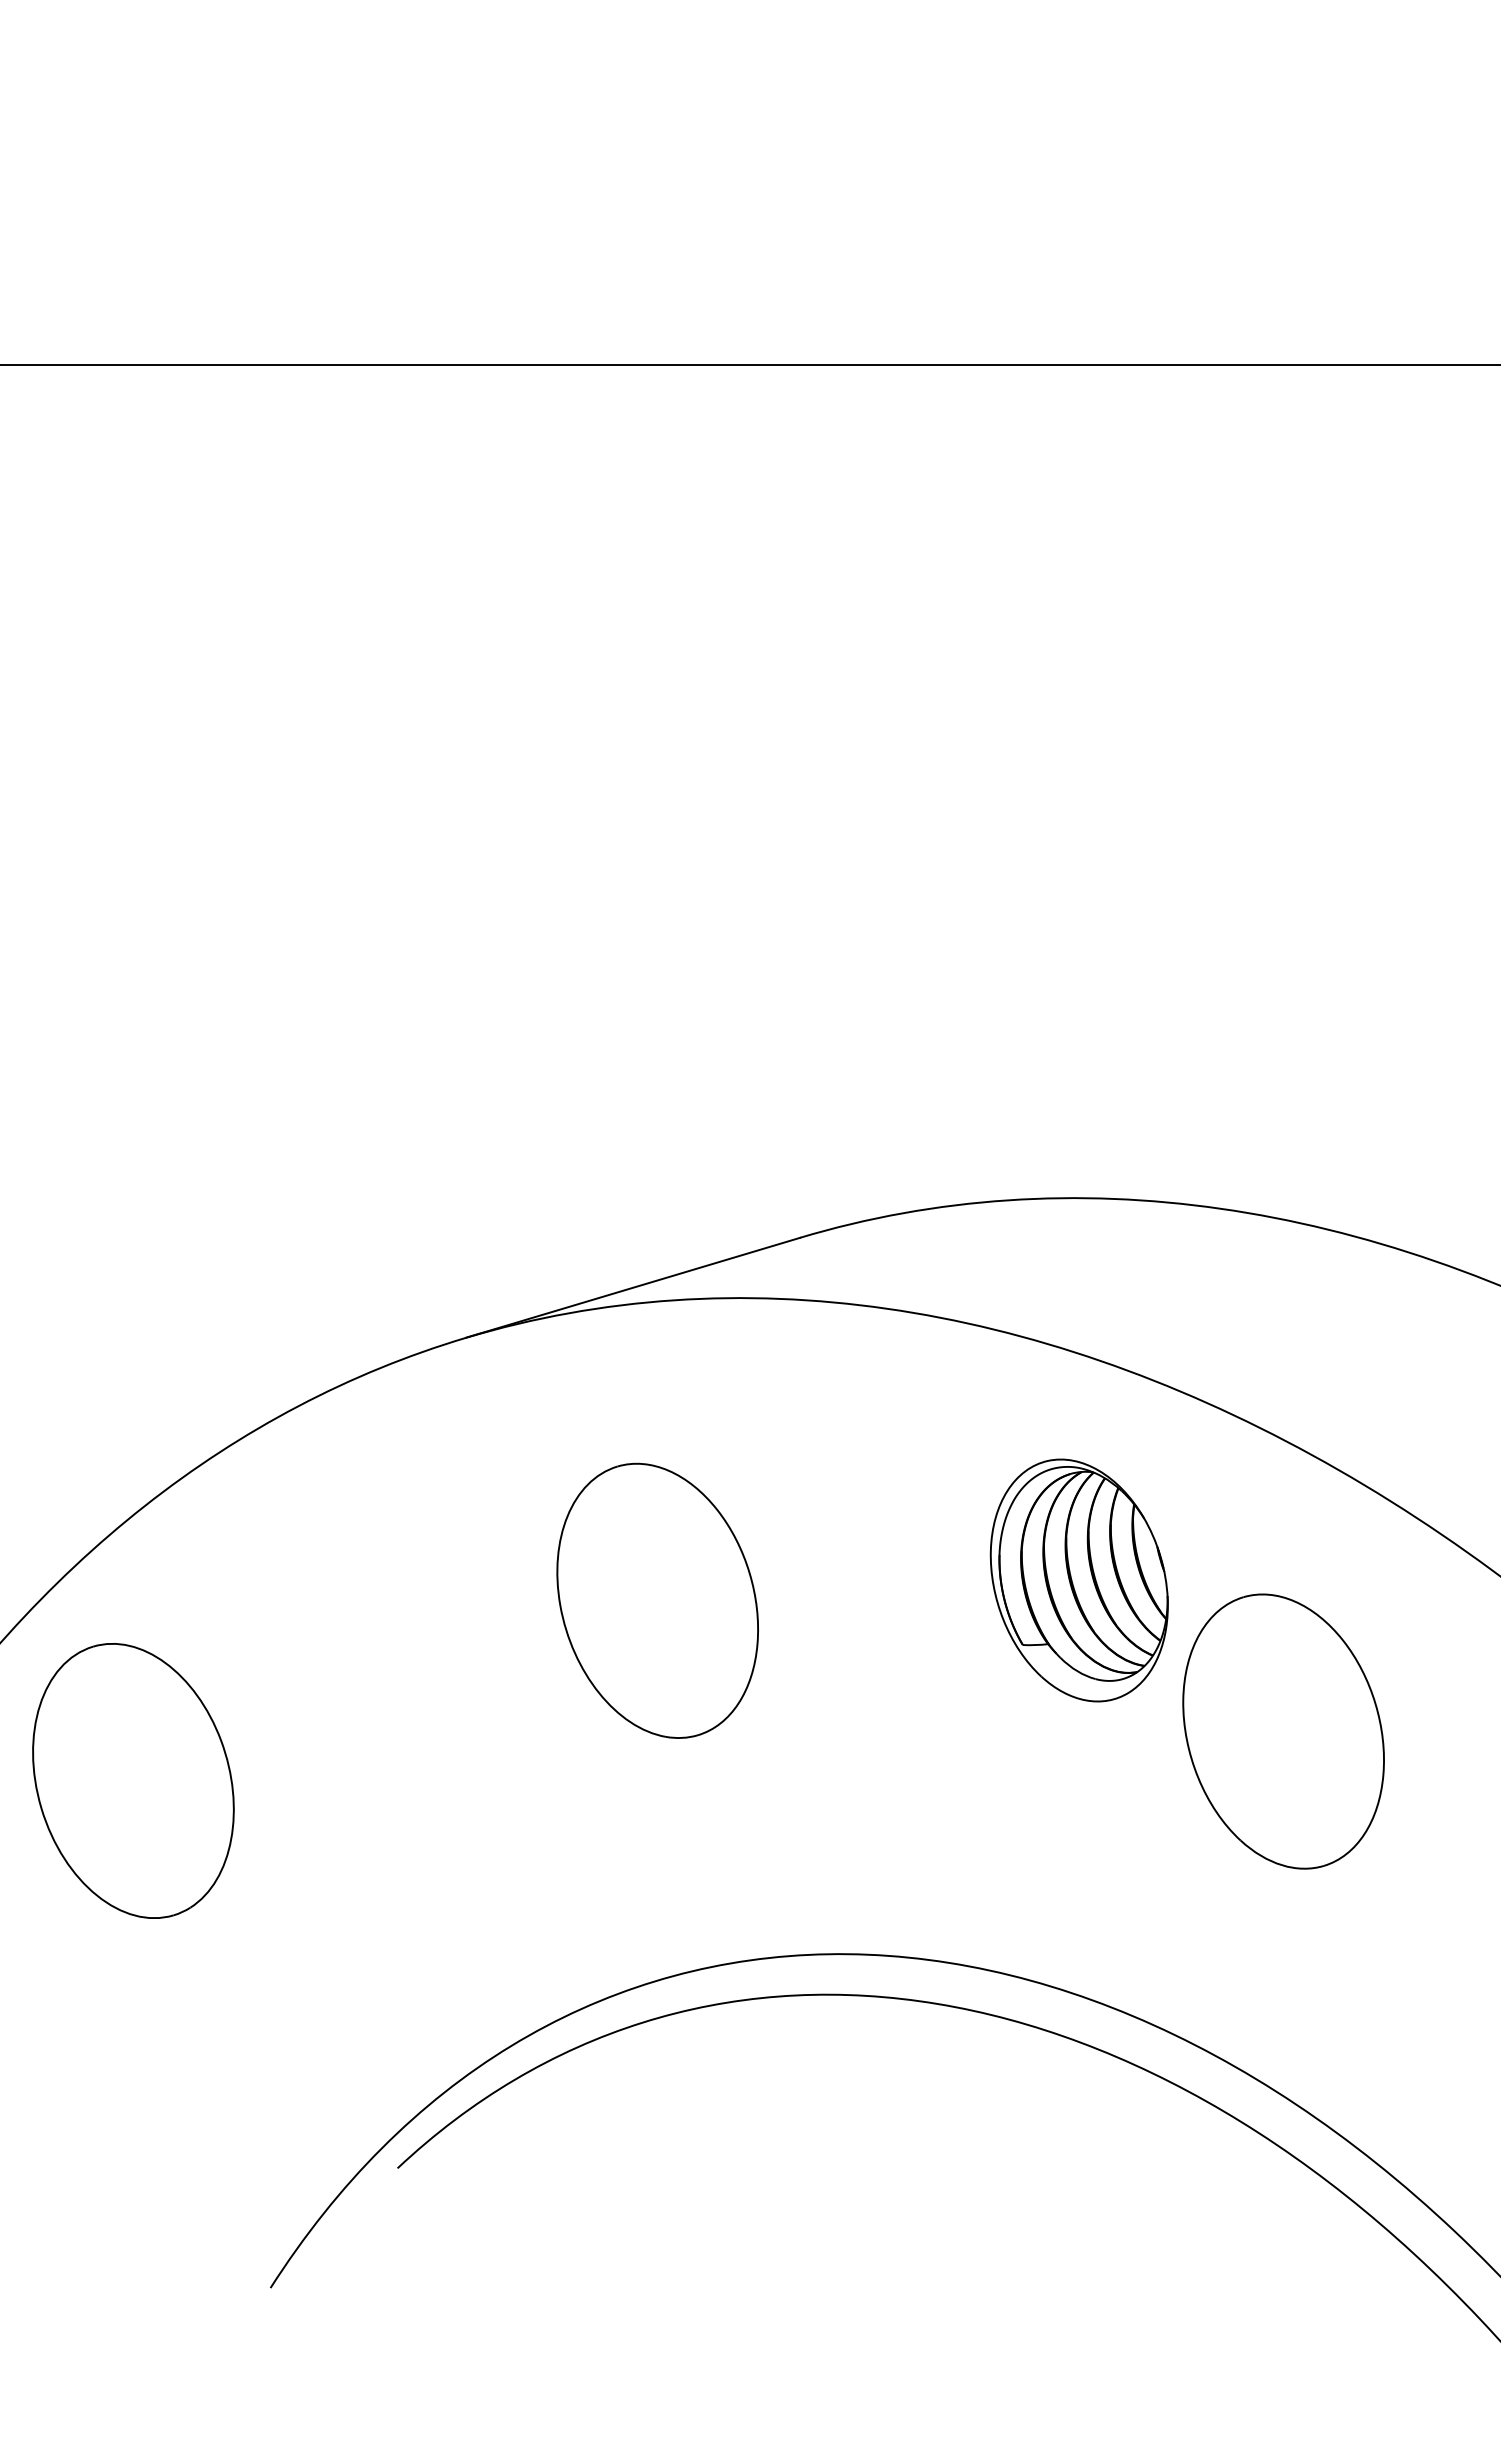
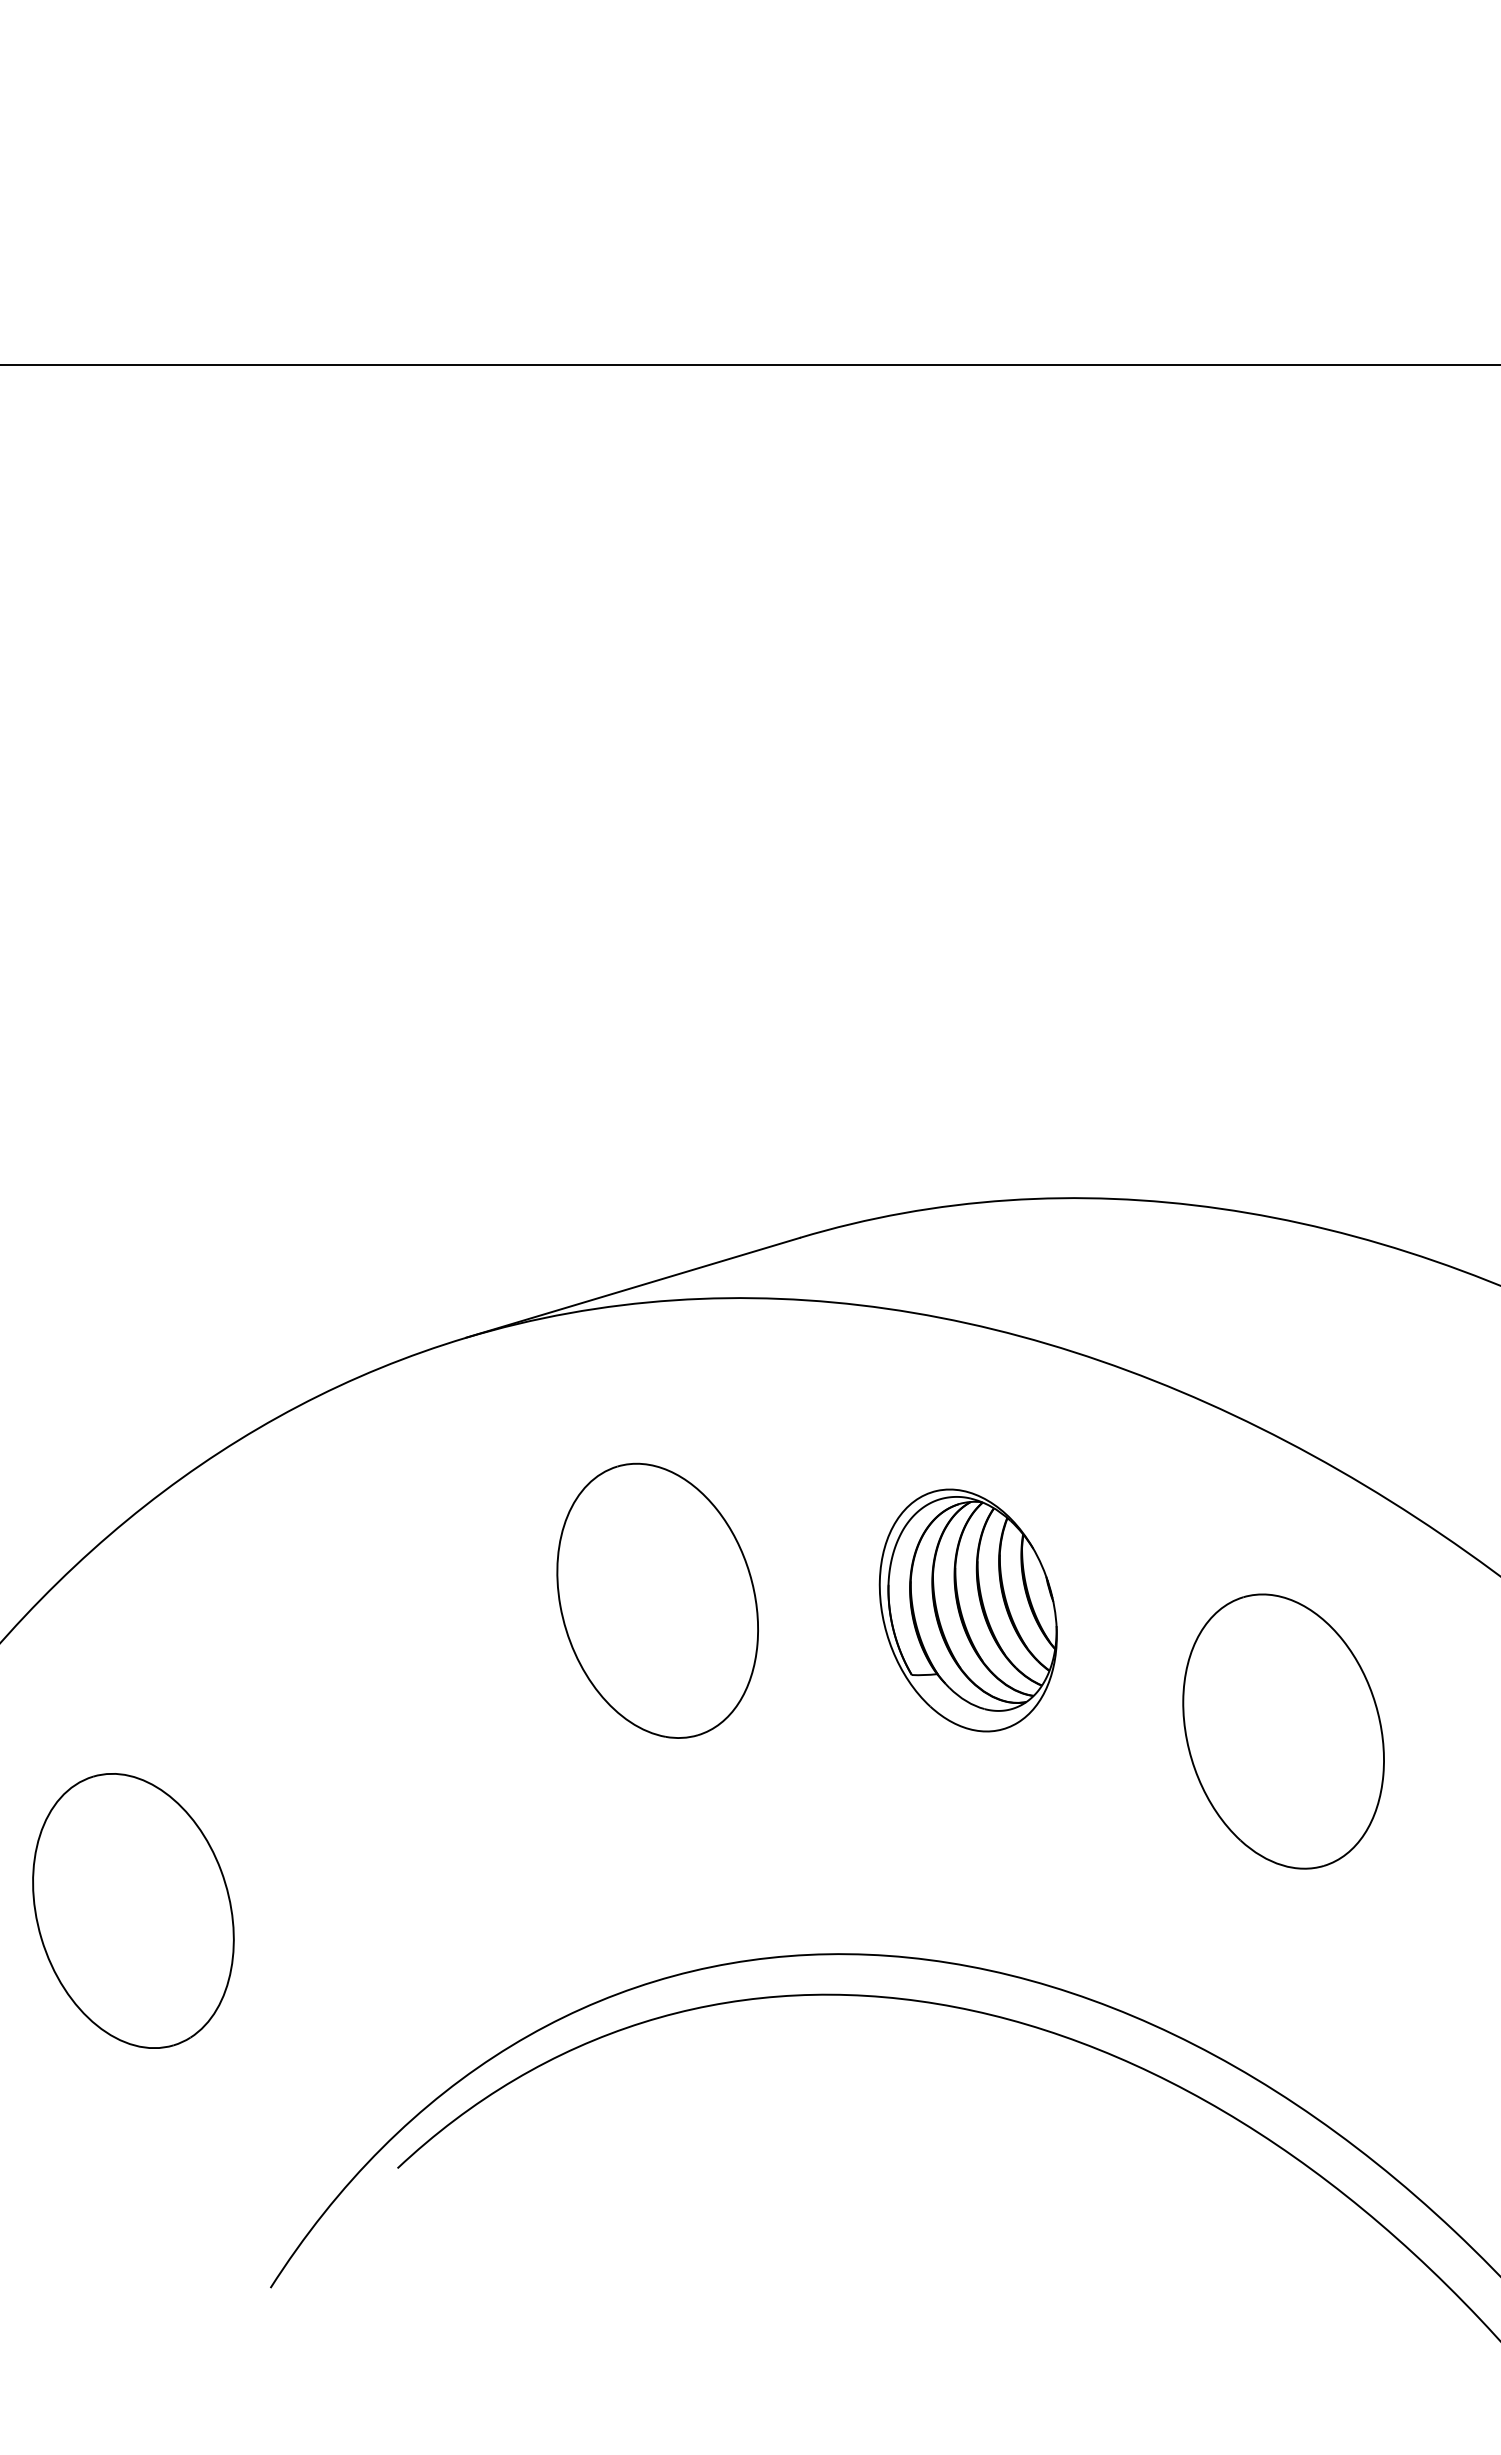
part position: (1078, 1580) -> (967, 1610) (967, 1610)
part position: (133, 1780) -> (133, 1910) (133, 1910)
